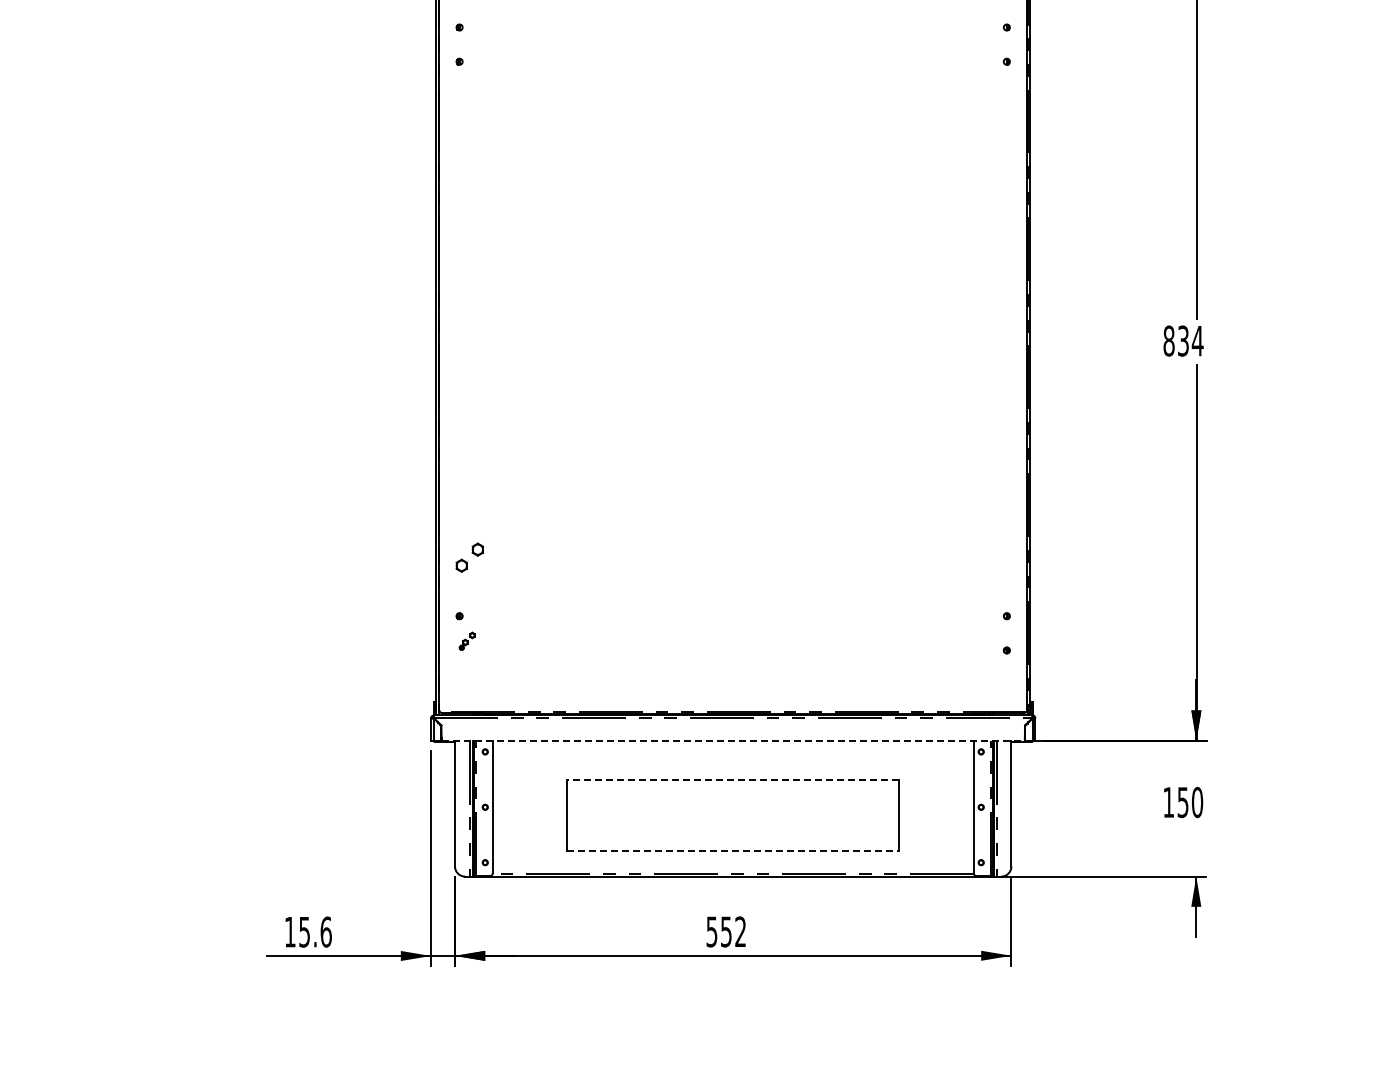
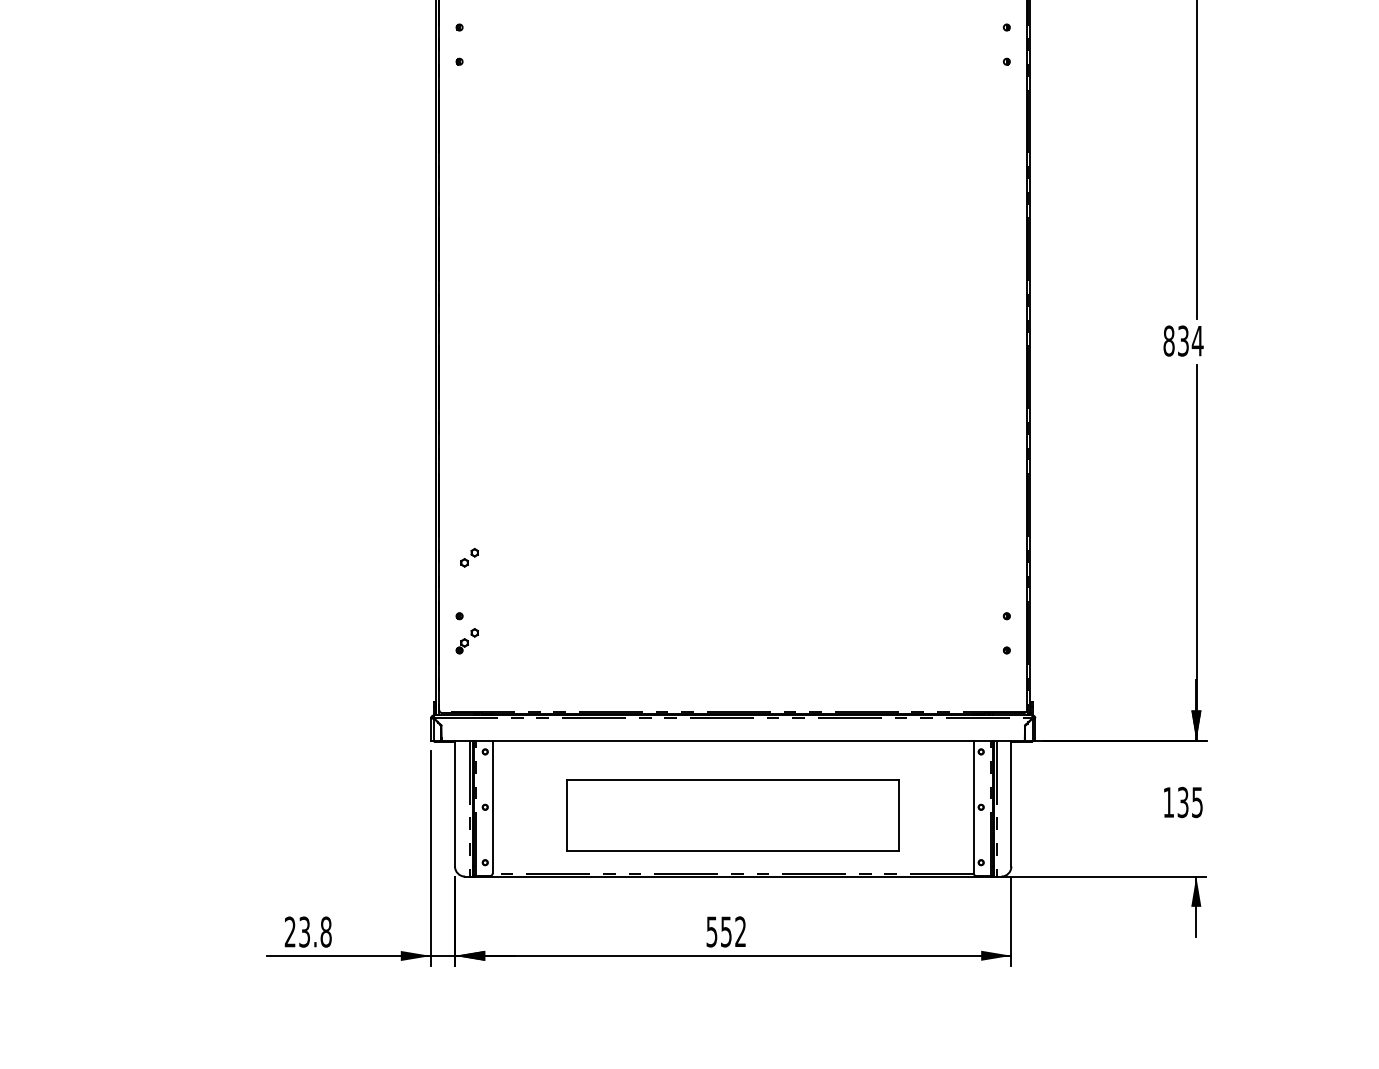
part size: 30x31 px -> 19x20 px (469, 557)
part size: 18x20 px -> 24x27 px (466, 641)
line: dashed -> solid (733, 740)
line: dashed -> solid (732, 780)
text: 150 -> 135 (1190, 802)
line: dashed -> solid (733, 850)
text: 15.6 -> 23.8 (307, 931)
